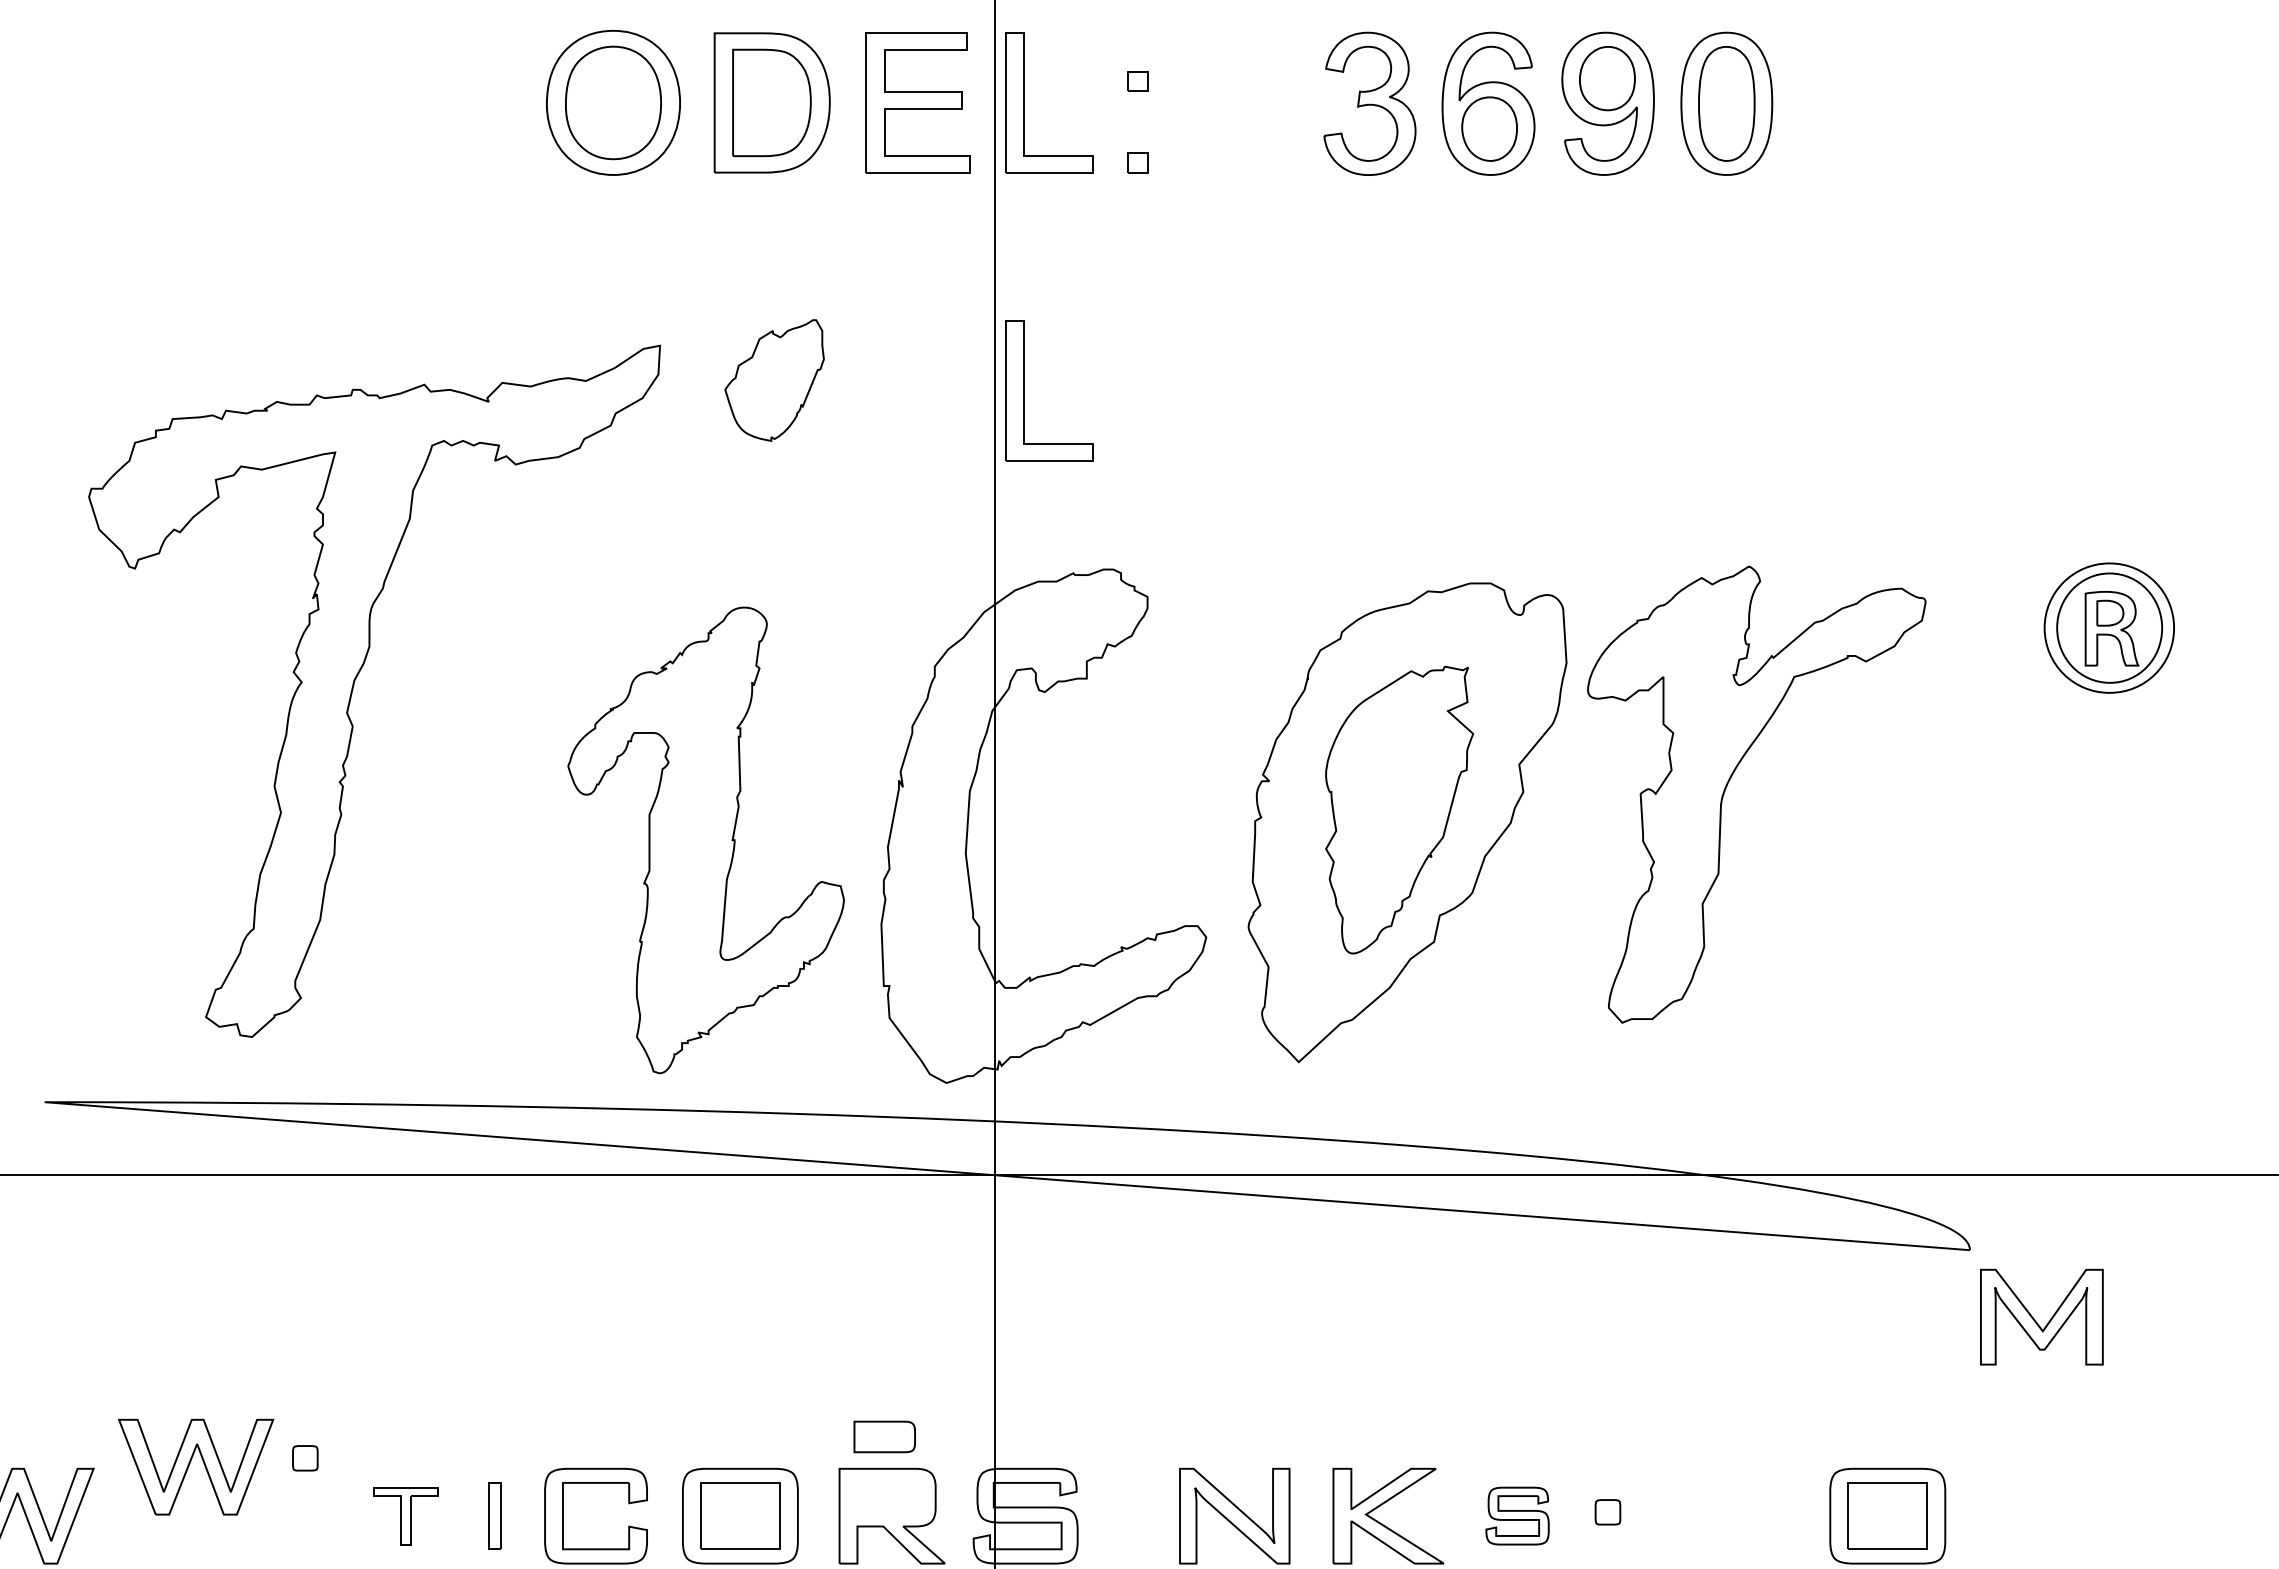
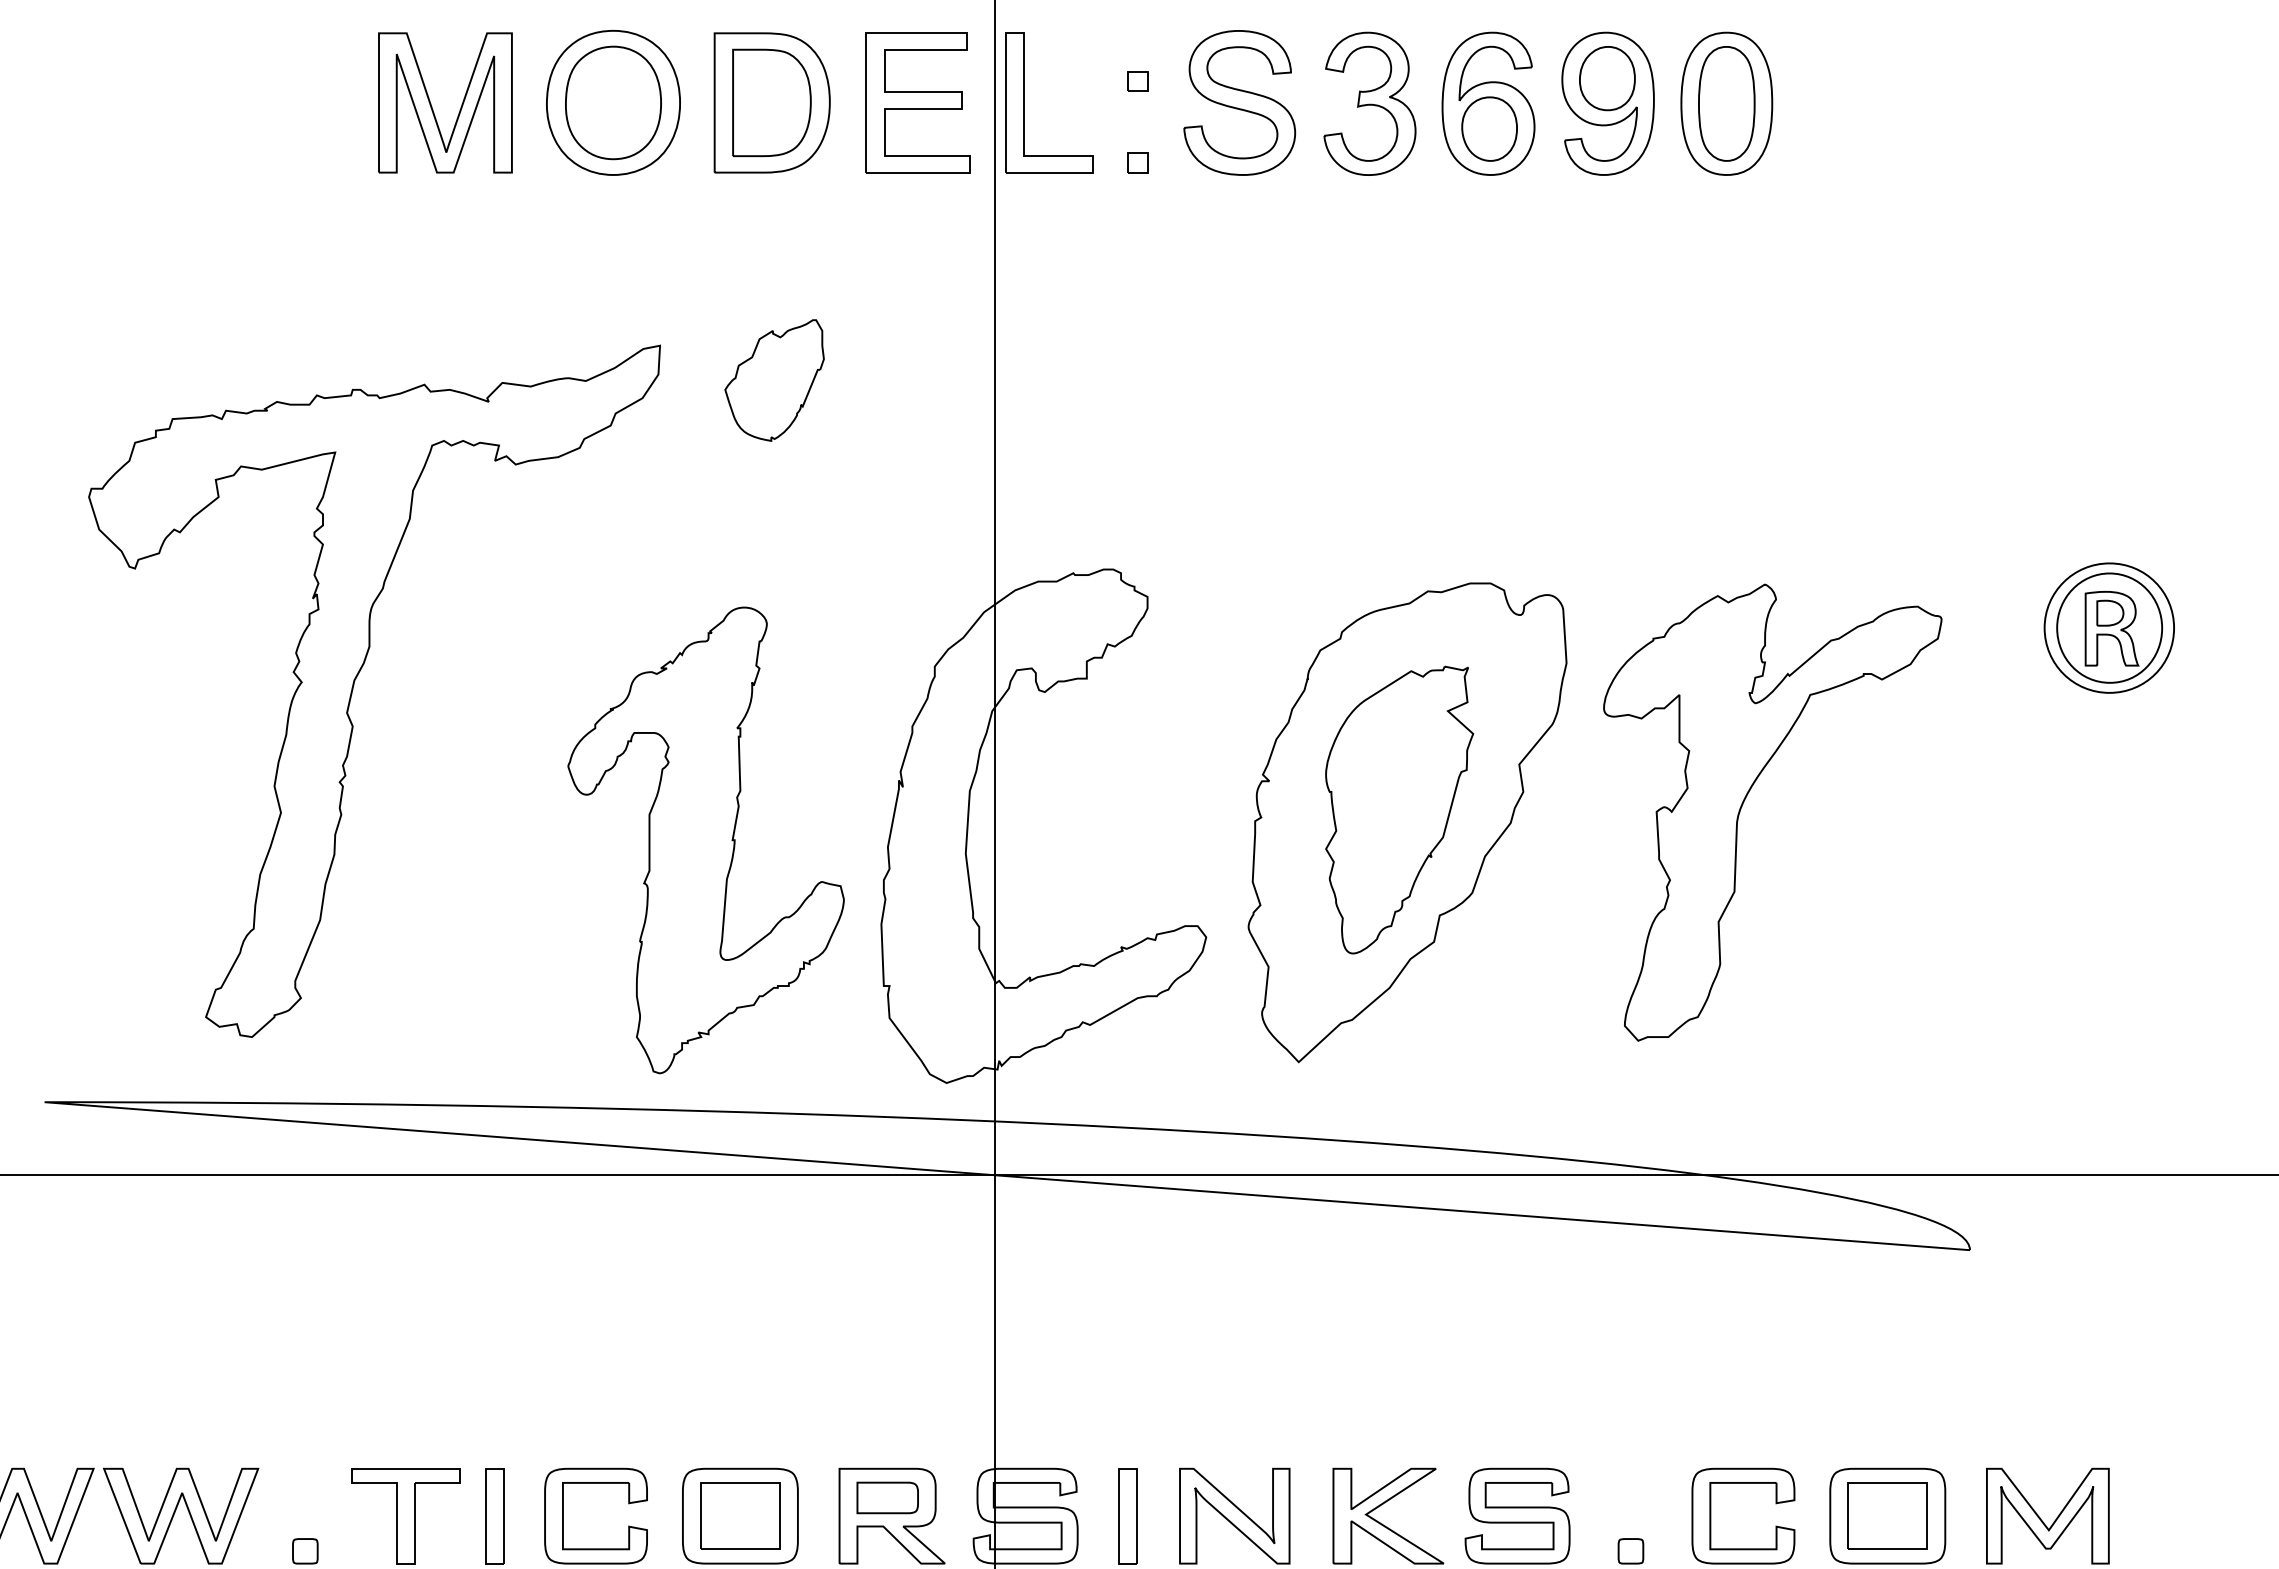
part: none -> present (1239, 102)
part: none -> present (432, 106)
part: present -> none (1024, 390)
part position: (1730, 780) -> (1746, 798) (1746, 798)
part position: (2035, 1319) -> (2041, 1518) (2041, 1518)
part position: (884, 1436) -> (887, 1497) (887, 1497)
part position: (305, 1458) -> (305, 1551) (305, 1551)
part position: (190, 1463) -> (175, 1512) (175, 1512)
part: none -> present (1743, 1483)
part position: (1607, 1512) -> (1630, 1551) (1630, 1551)
part size: 14x68 px -> 20x97 px (494, 1516)
part size: 65x60 px -> 107x98 px (1517, 1515)
part size: 66x59 px -> 110x97 px (405, 1516)
part: none -> present (1127, 1516)
